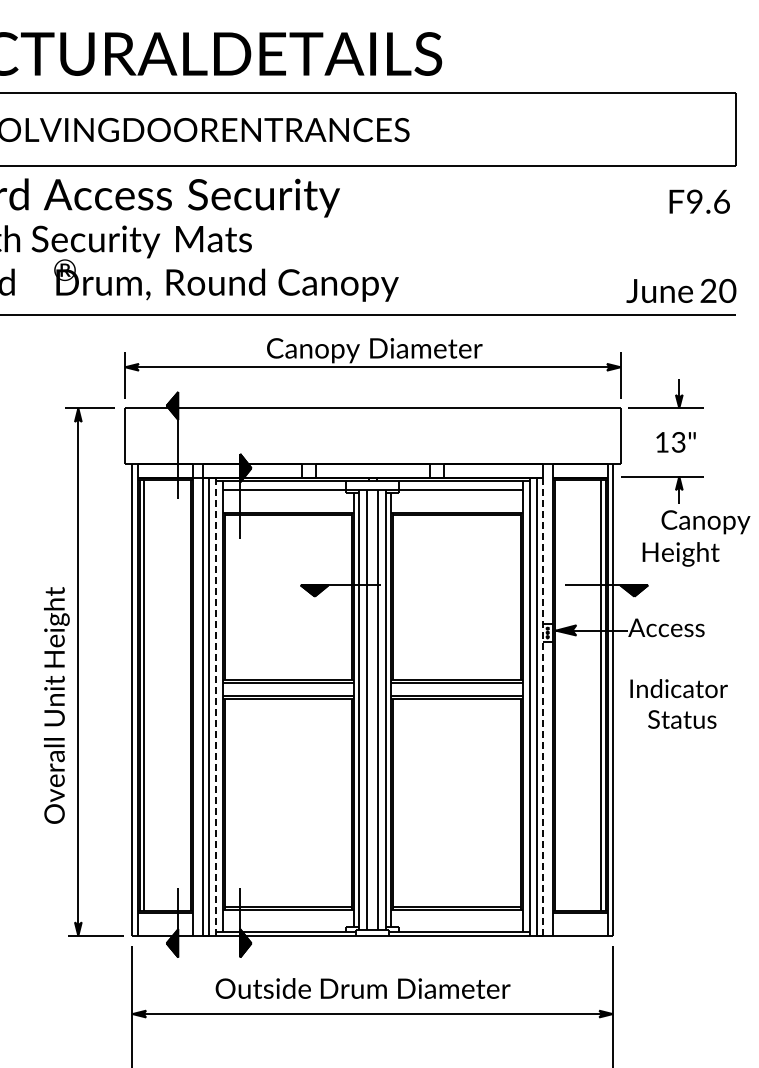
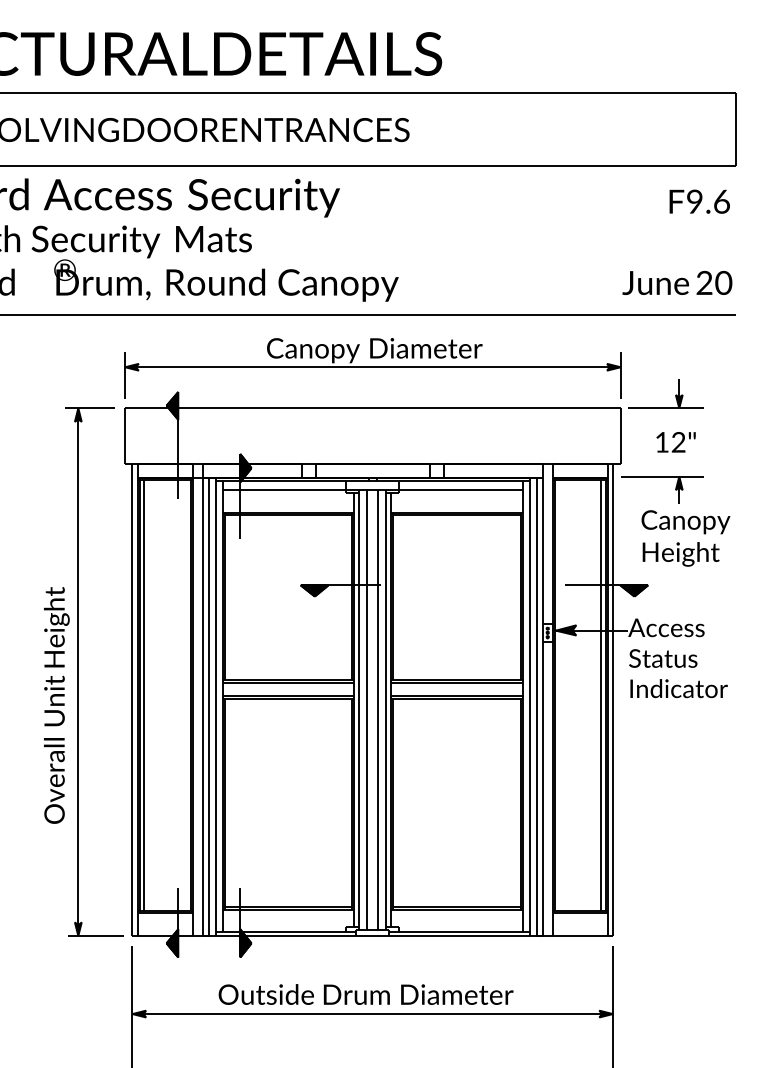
text position: (681, 290) -> (677, 282) (677, 282)
text: 13" -> 12" (678, 444)
text position: (705, 522) -> (685, 522) (685, 522)
line: dashed -> solid (215, 706)
line: dashed -> solid (542, 707)
text position: (682, 719) -> (663, 658) (663, 658)
text position: (362, 988) -> (365, 994) (365, 994)
